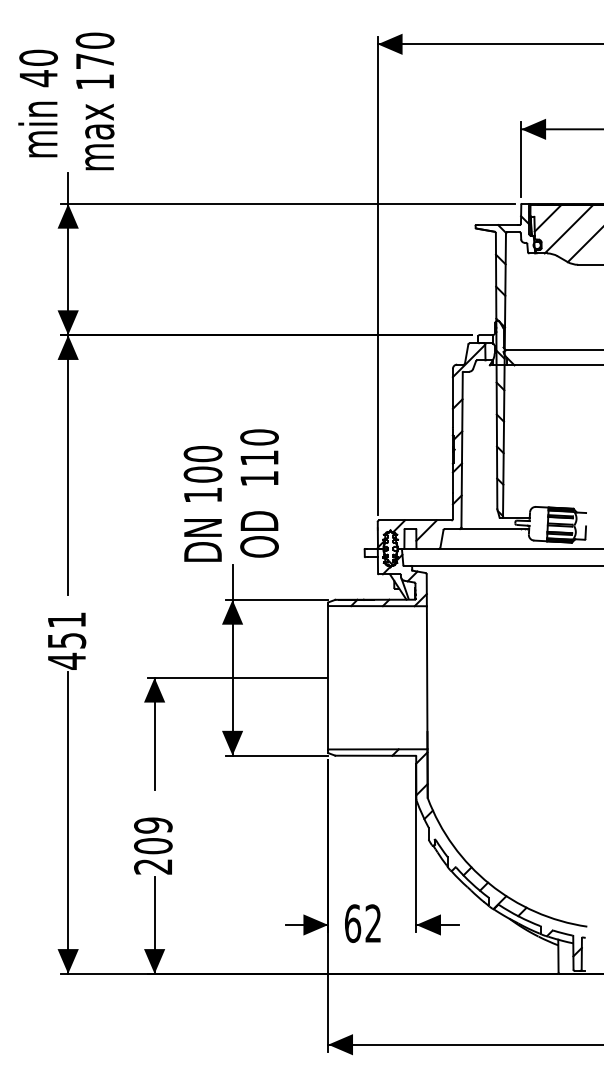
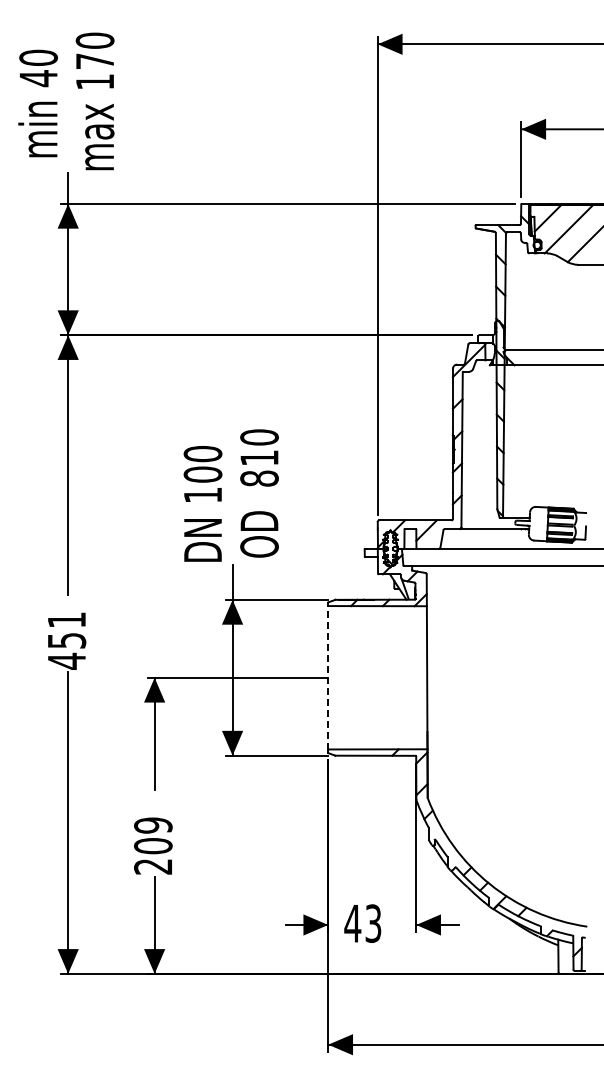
text: 110 -> 810 (259, 478)
line: solid -> dashed (328, 677)
text: 62 -> 43 (362, 923)
